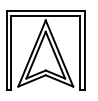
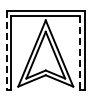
line: solid -> dashed (6, 51)
line: solid -> dashed (80, 53)
